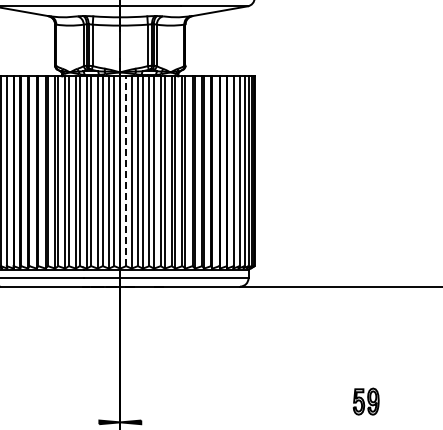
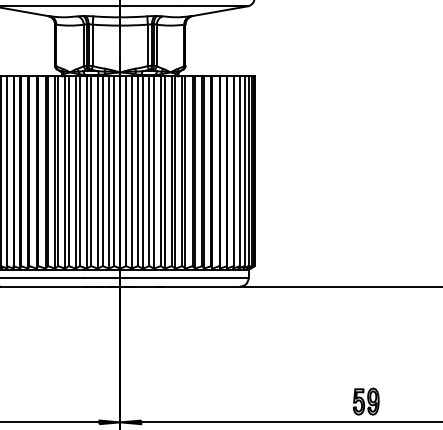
line: dashed -> solid (126, 171)
line: none -> present (50, 422)
line: none -> present (290, 422)
